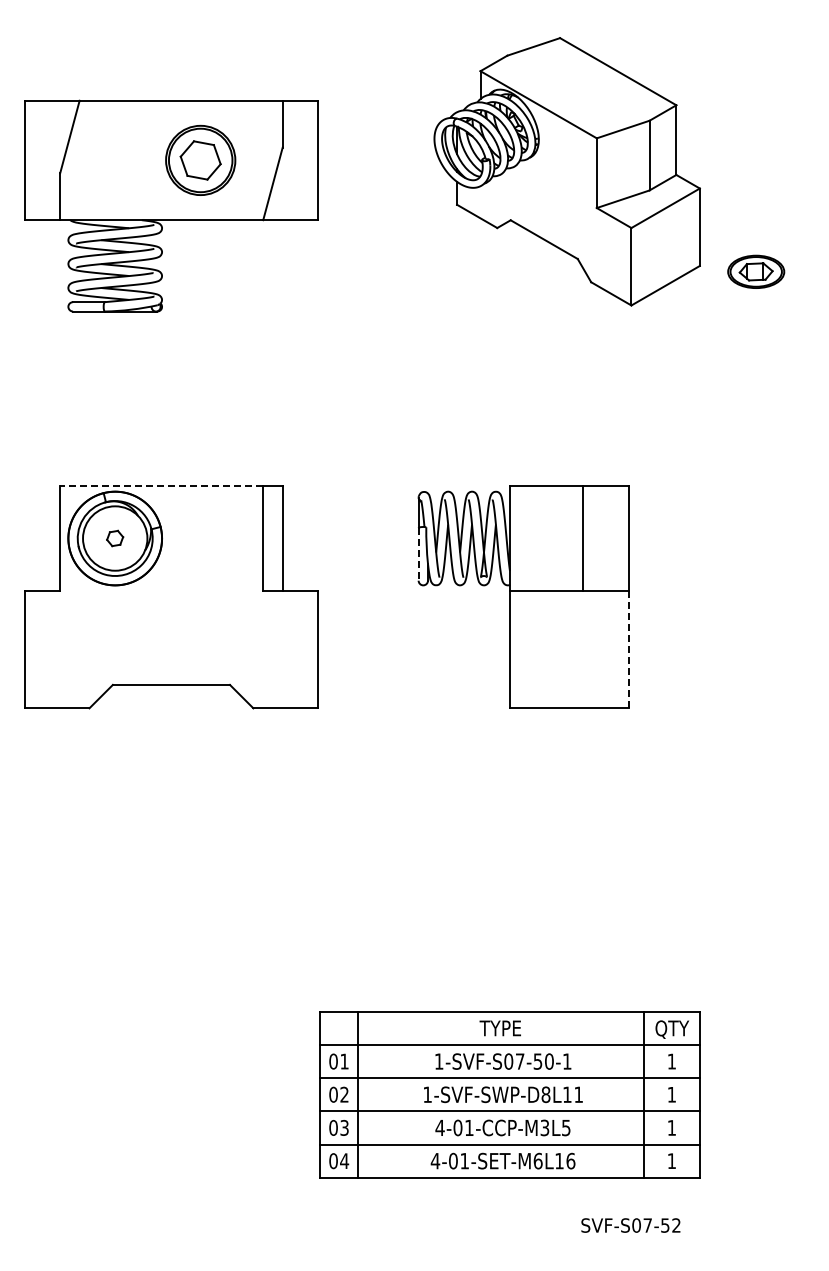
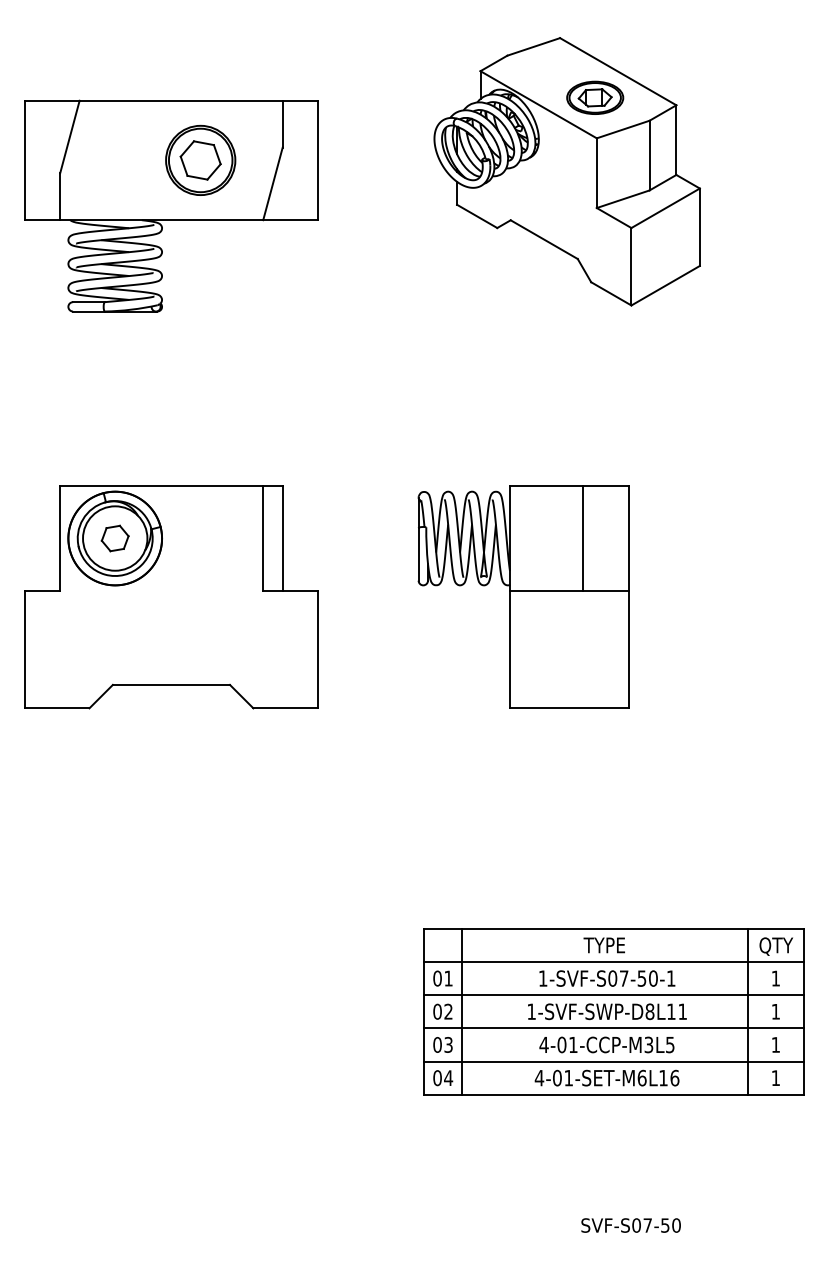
part position: (756, 271) -> (595, 97) (595, 97)
line: dashed -> solid (161, 485)
part size: 19x19 px -> 30x29 px (114, 538)
line: dashed -> solid (418, 554)
line: dashed -> solid (629, 649)
part position: (509, 1094) -> (613, 1011) (613, 1011)
text: SVF-S07-52 -> SVF-S07-50 (676, 1225)
